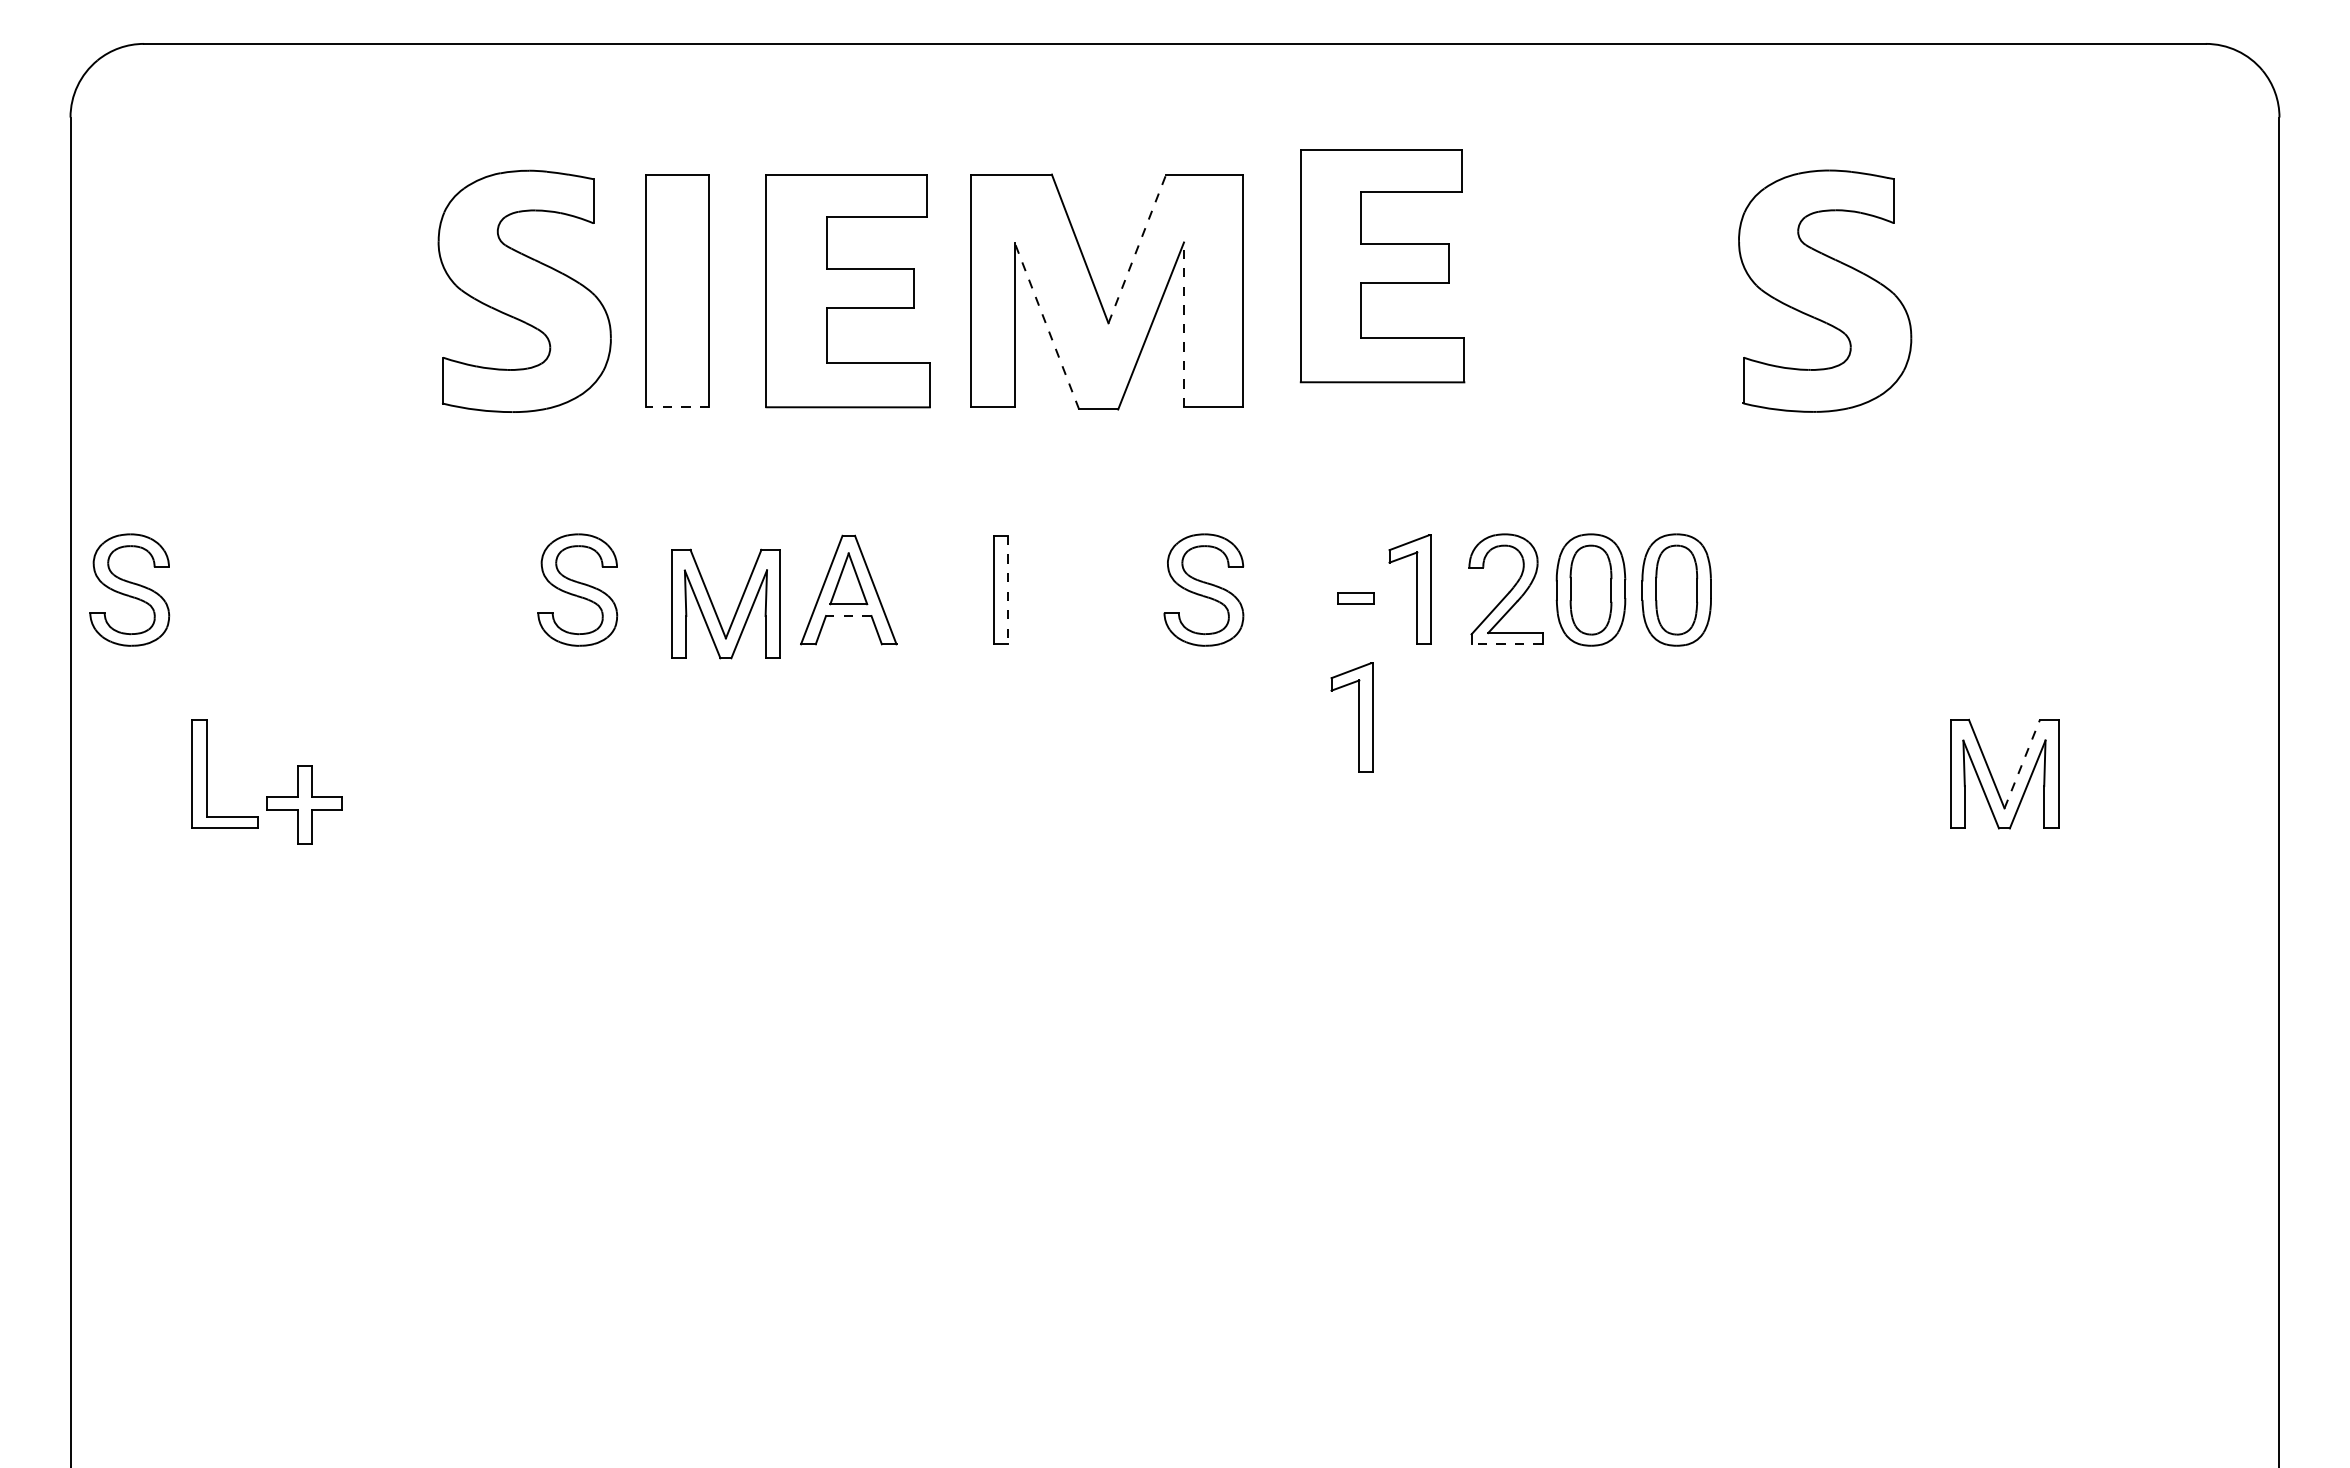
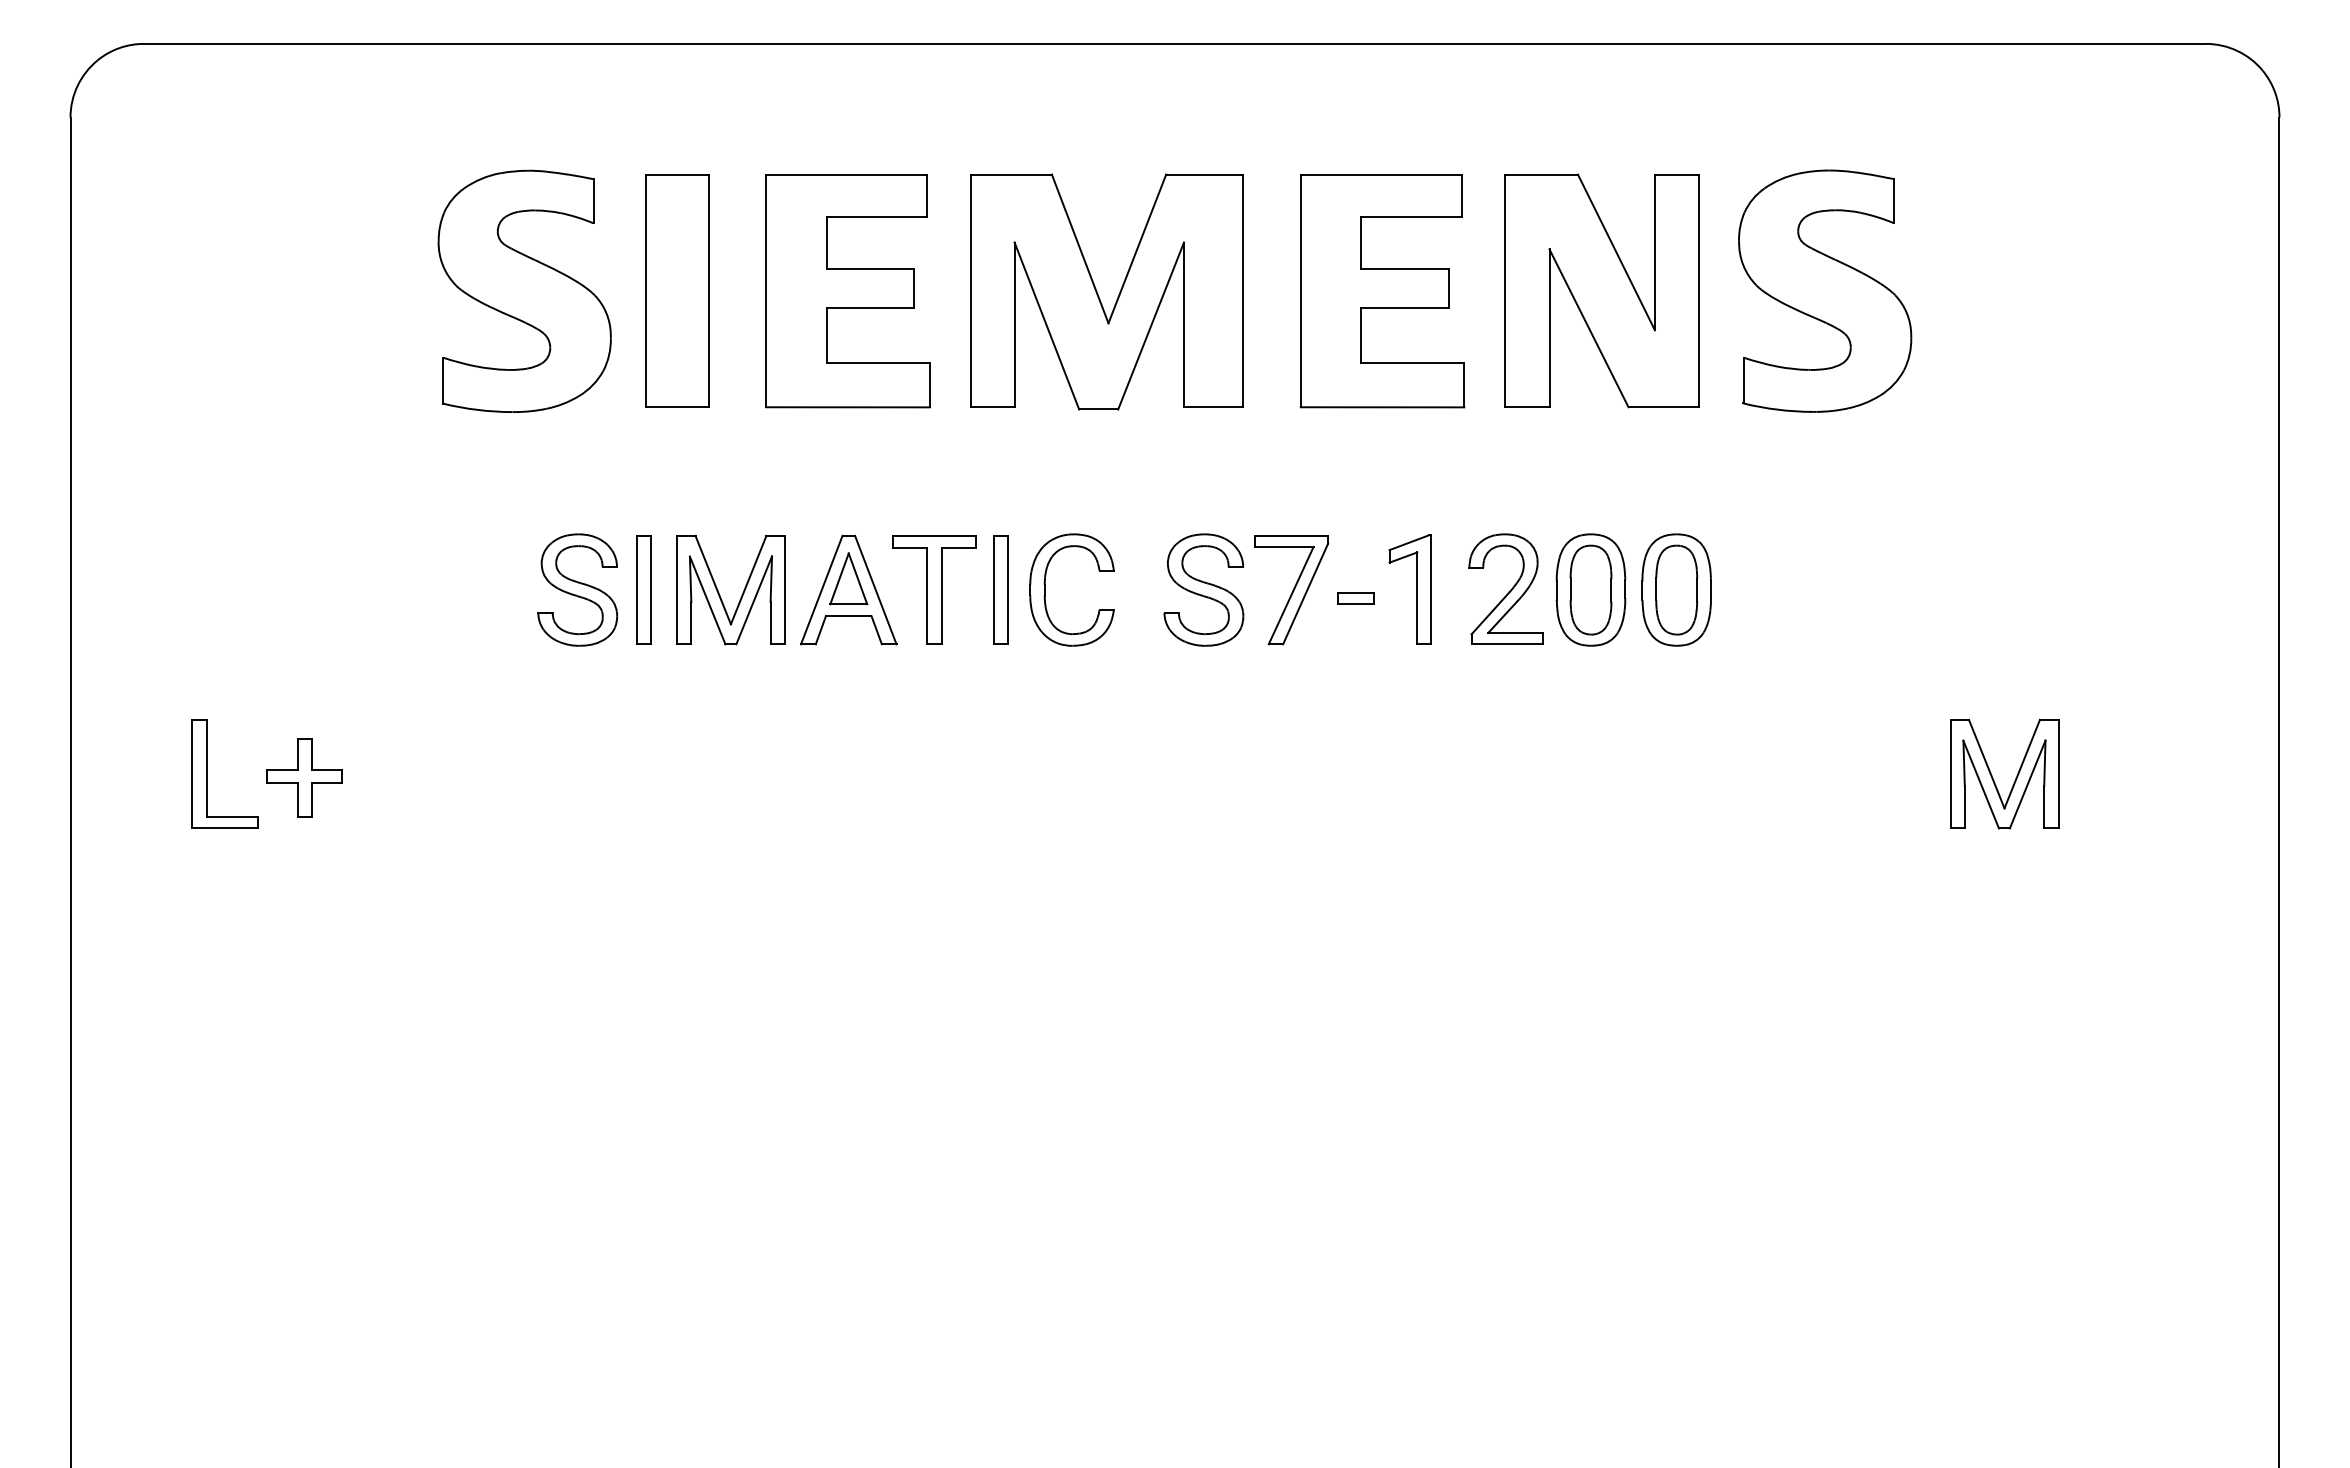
line: dashed -> solid (1137, 248)
part position: (1382, 266) -> (1382, 291) (1382, 291)
part: none -> present (1601, 290)
line: dashed -> solid (1184, 324)
line: dashed -> solid (1046, 326)
line: dashed -> solid (677, 407)
part: present -> none (129, 589)
part: none -> present (643, 589)
part: none -> present (934, 589)
part: none -> present (1045, 589)
line: dashed -> solid (1007, 590)
part: none -> present (1291, 590)
part position: (714, 606) -> (719, 592) (719, 592)
line: dashed -> solid (848, 616)
line: dashed -> solid (1507, 644)
part: present -> none (1358, 717)
line: dashed -> solid (2022, 764)
part position: (304, 804) -> (304, 777) (304, 777)
